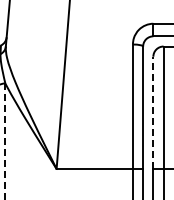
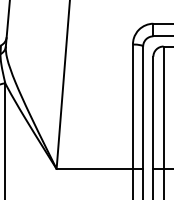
line: dashed -> solid (153, 112)
line: dashed -> solid (5, 141)
